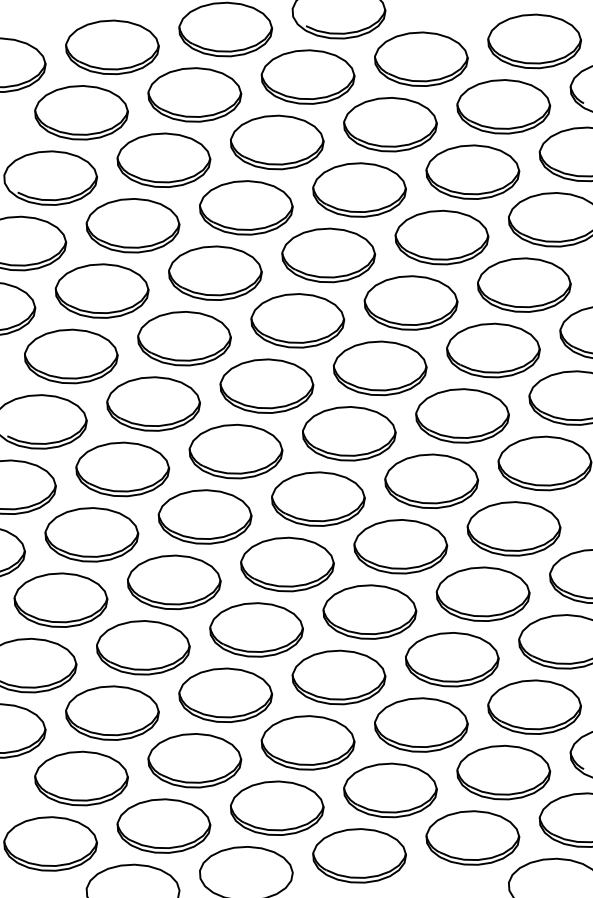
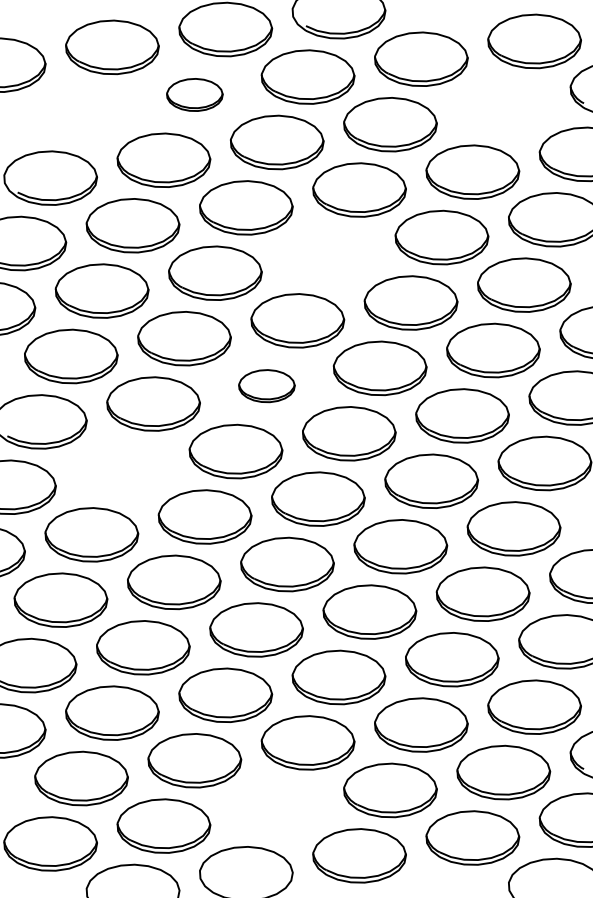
part size: 96x56 px -> 58x34 px (194, 94)
part: present -> none (503, 106)
part: present -> none (81, 112)
part: present -> none (328, 255)
part size: 96x56 px -> 58x35 px (266, 386)
part: present -> none (122, 469)
part: present -> none (277, 807)
